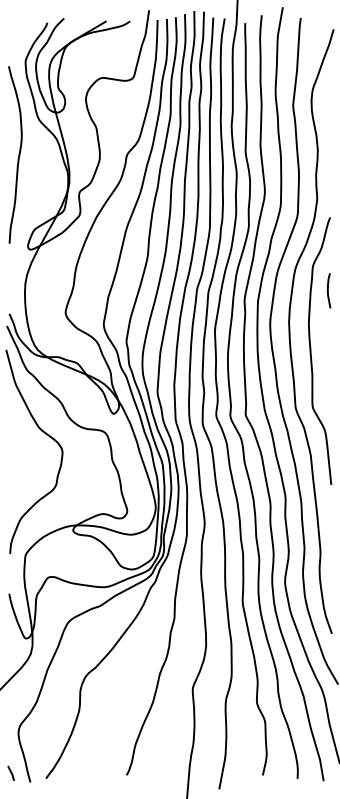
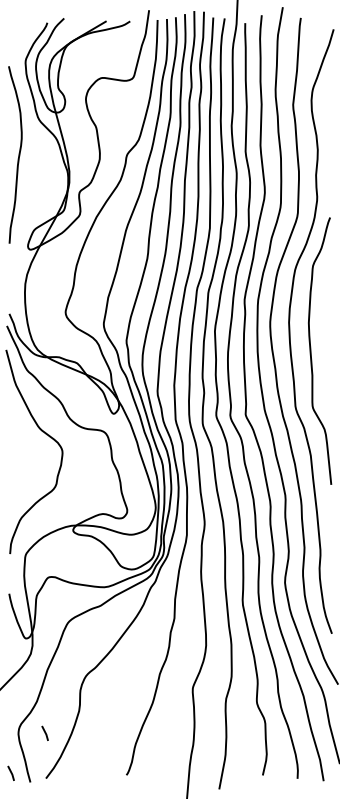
curve: present -> none (328, 290)
line: none -> present (44, 732)
